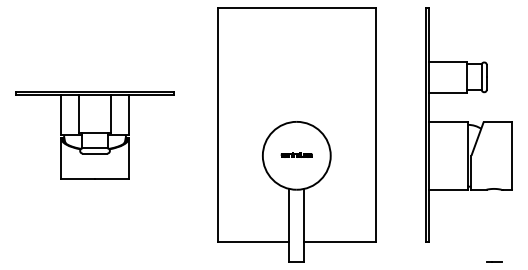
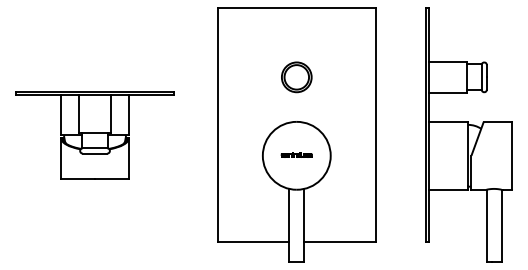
part: none -> present (296, 77)
line: none -> present (486, 225)
line: none -> present (501, 225)
